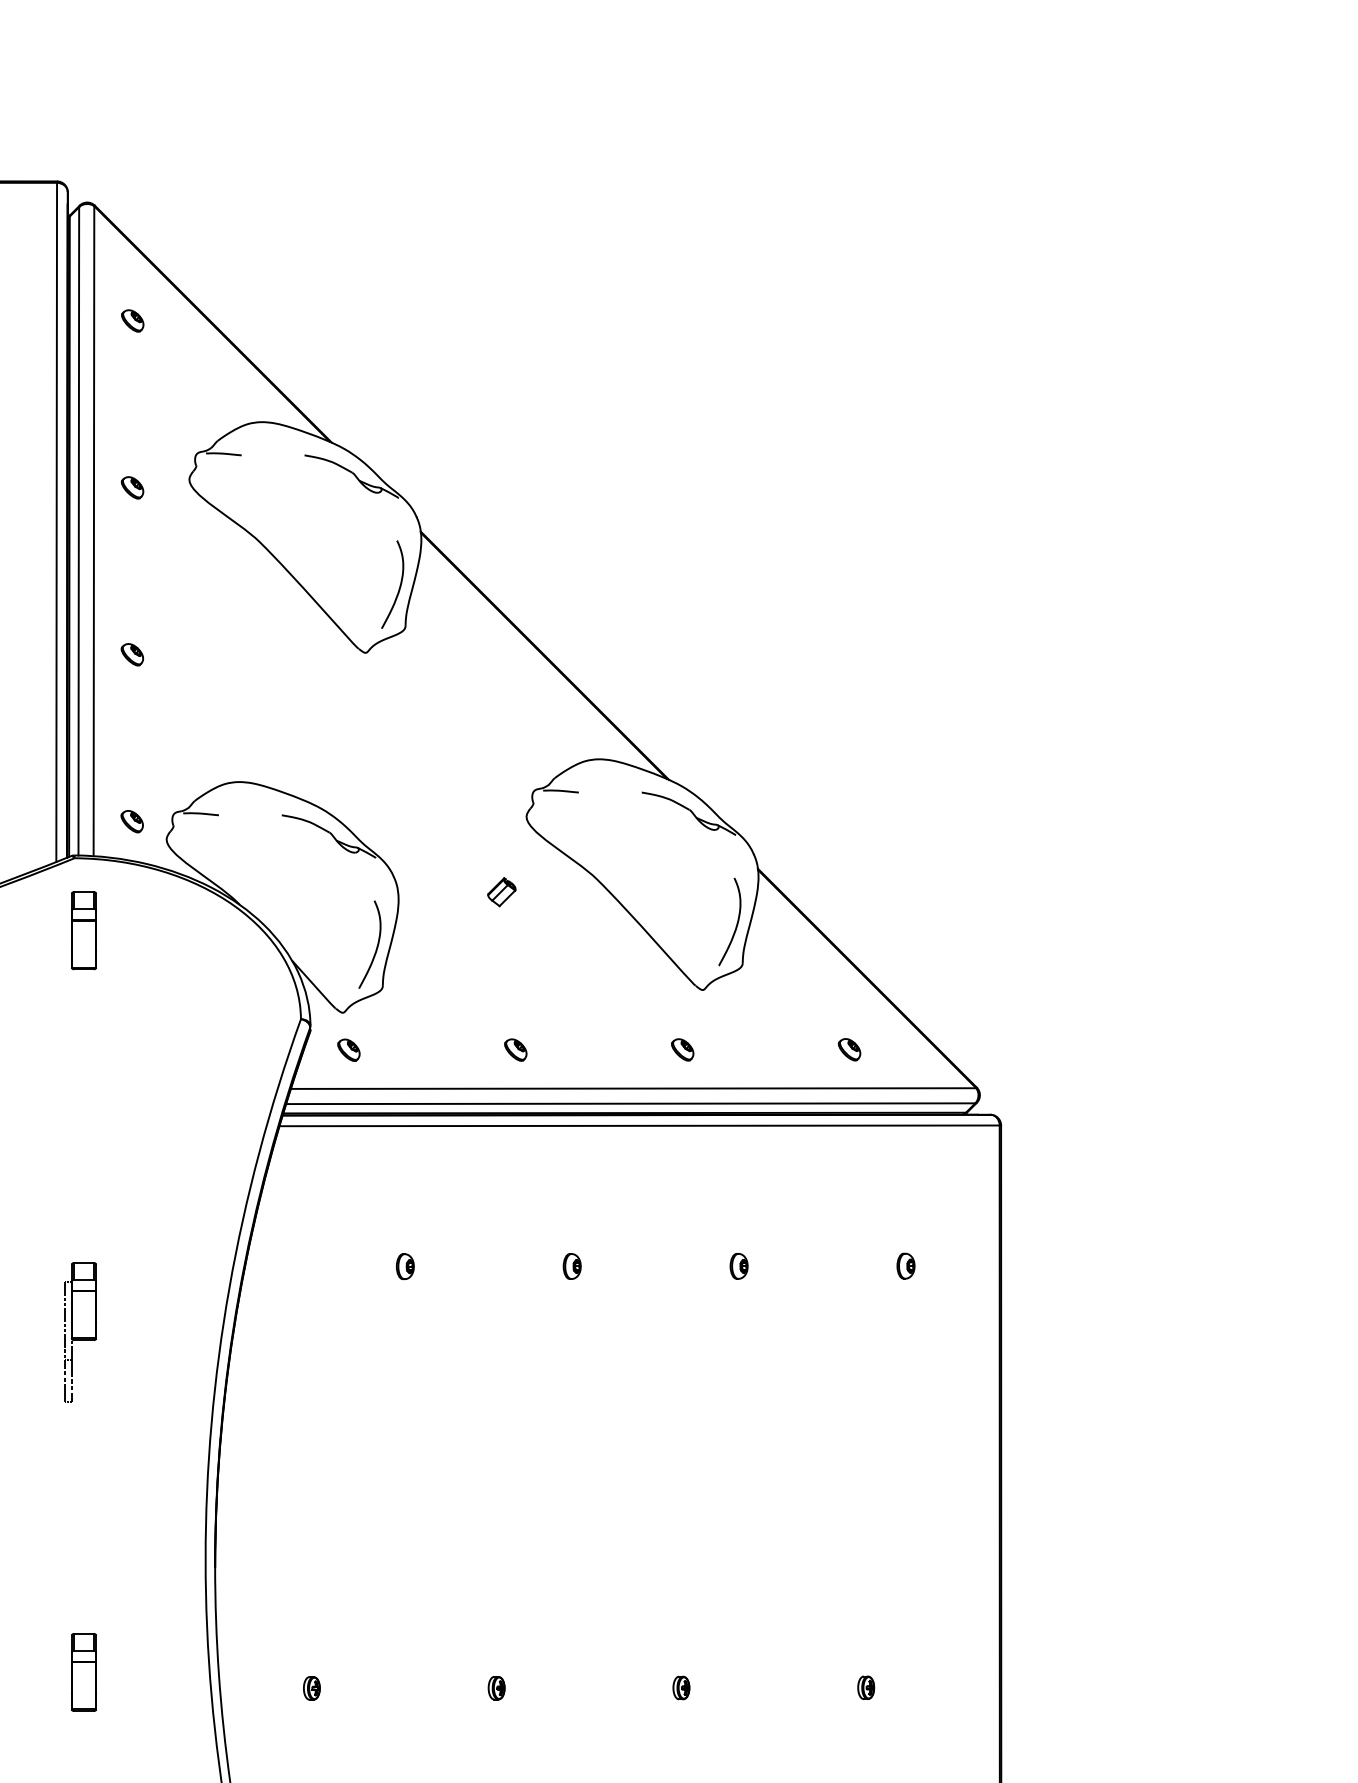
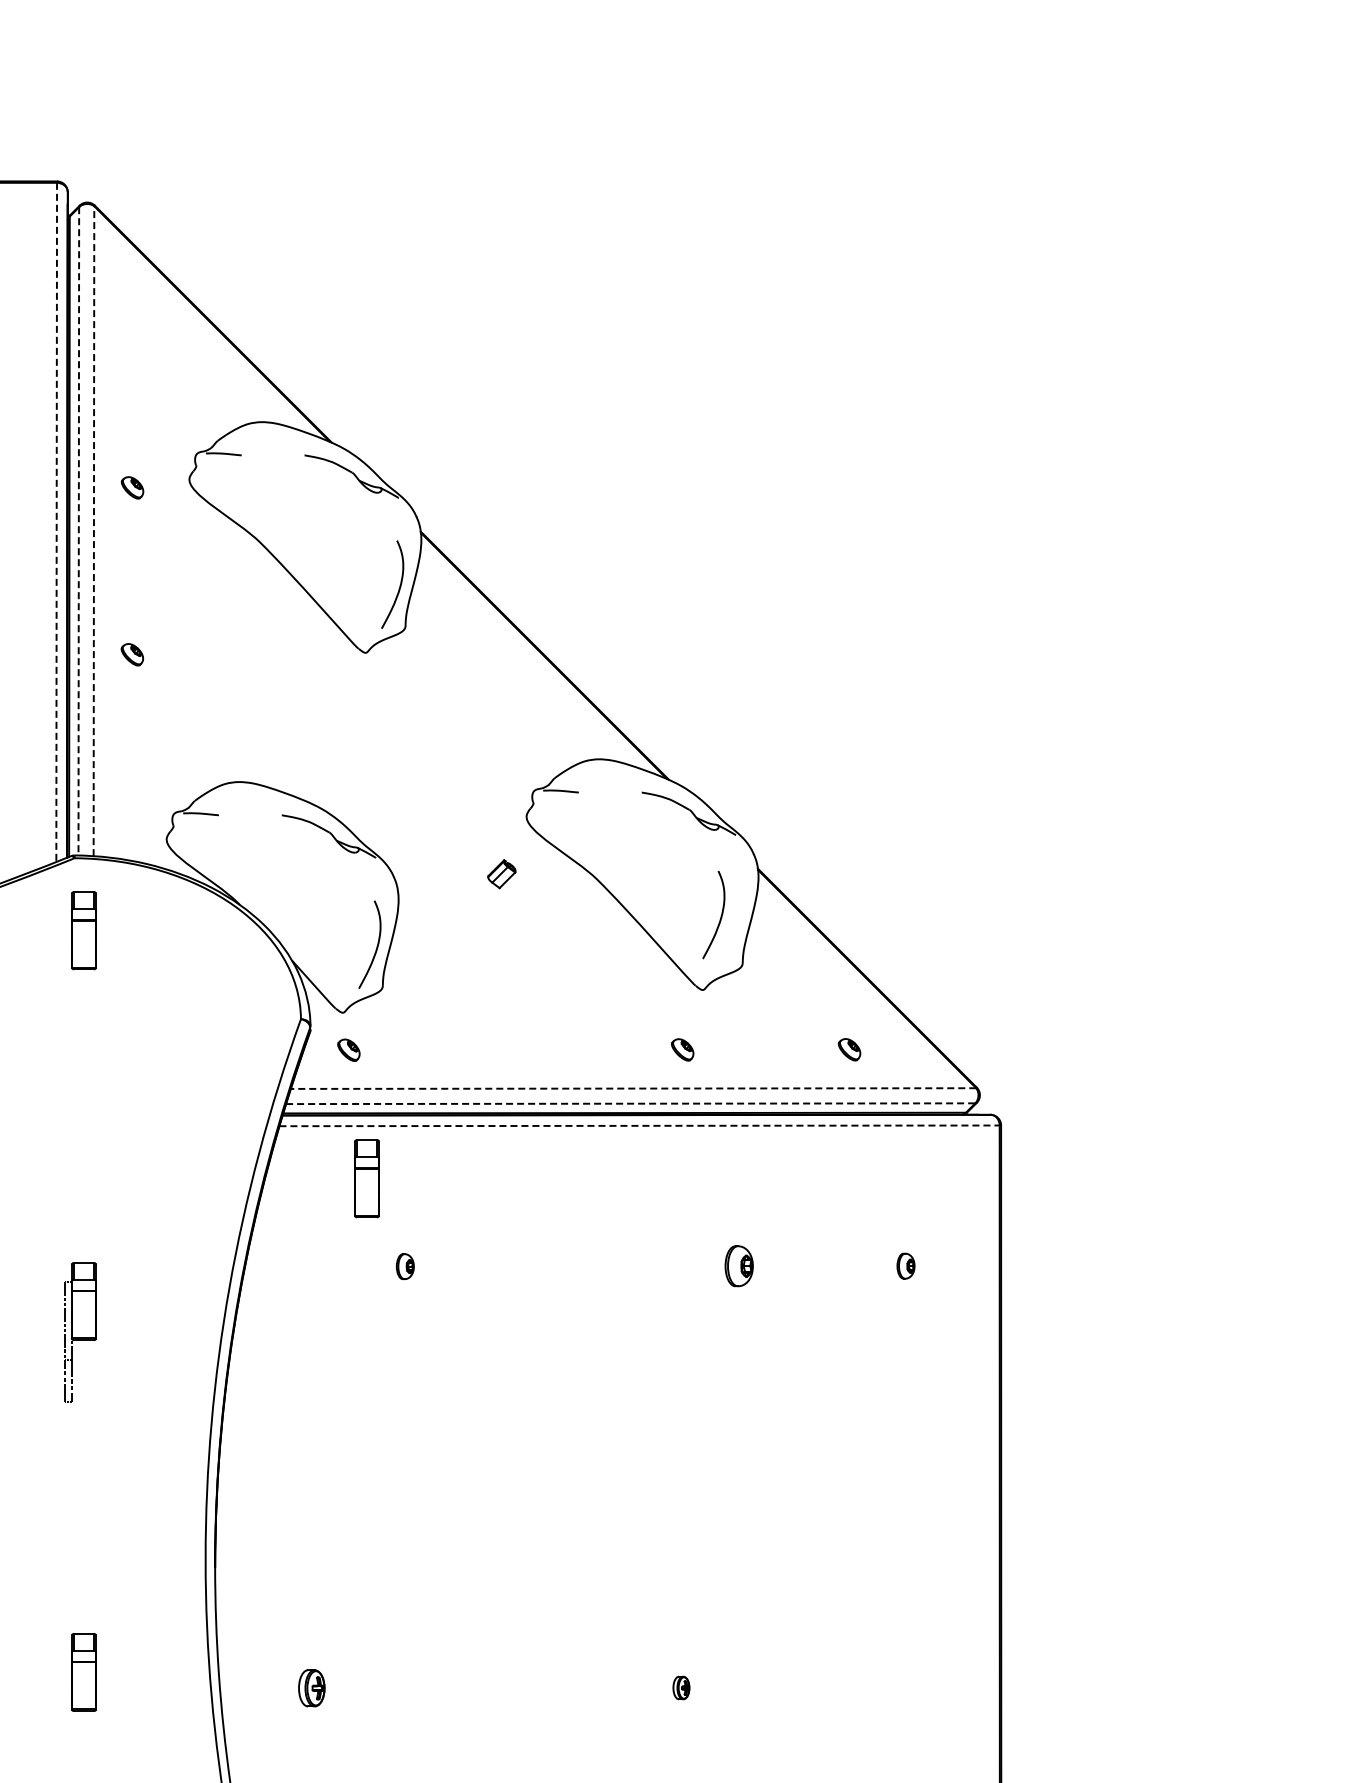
part: present -> none (132, 320)
line: solid -> dashed (56, 522)
line: solid -> dashed (78, 531)
line: solid -> dashed (93, 531)
part: present -> none (131, 821)
part position: (501, 892) -> (501, 874) (501, 874)
part position: (736, 923) -> (720, 916) (720, 916)
part: present -> none (515, 1049)
line: solid -> dashed (633, 1088)
line: solid -> dashed (630, 1103)
line: solid -> dashed (640, 1125)
part: none -> present (366, 1178)
part: present -> none (571, 1266)
part size: 20x27 px -> 30x43 px (738, 1266)
part: present -> none (866, 1687)
part size: 18x25 px -> 28x39 px (311, 1688)
part: present -> none (496, 1688)
